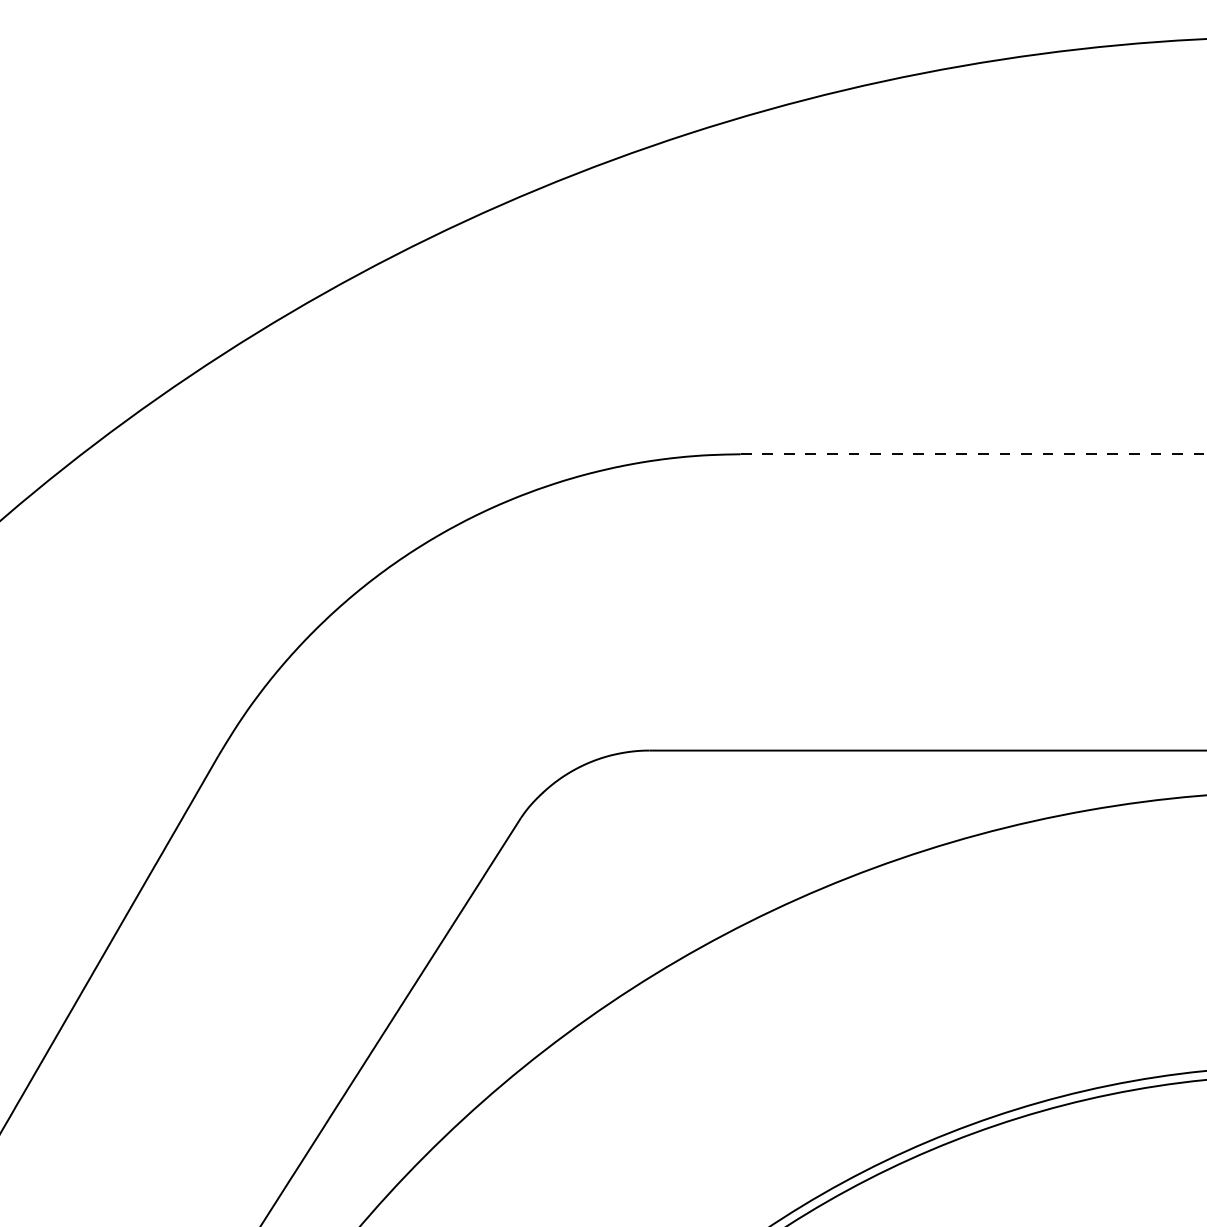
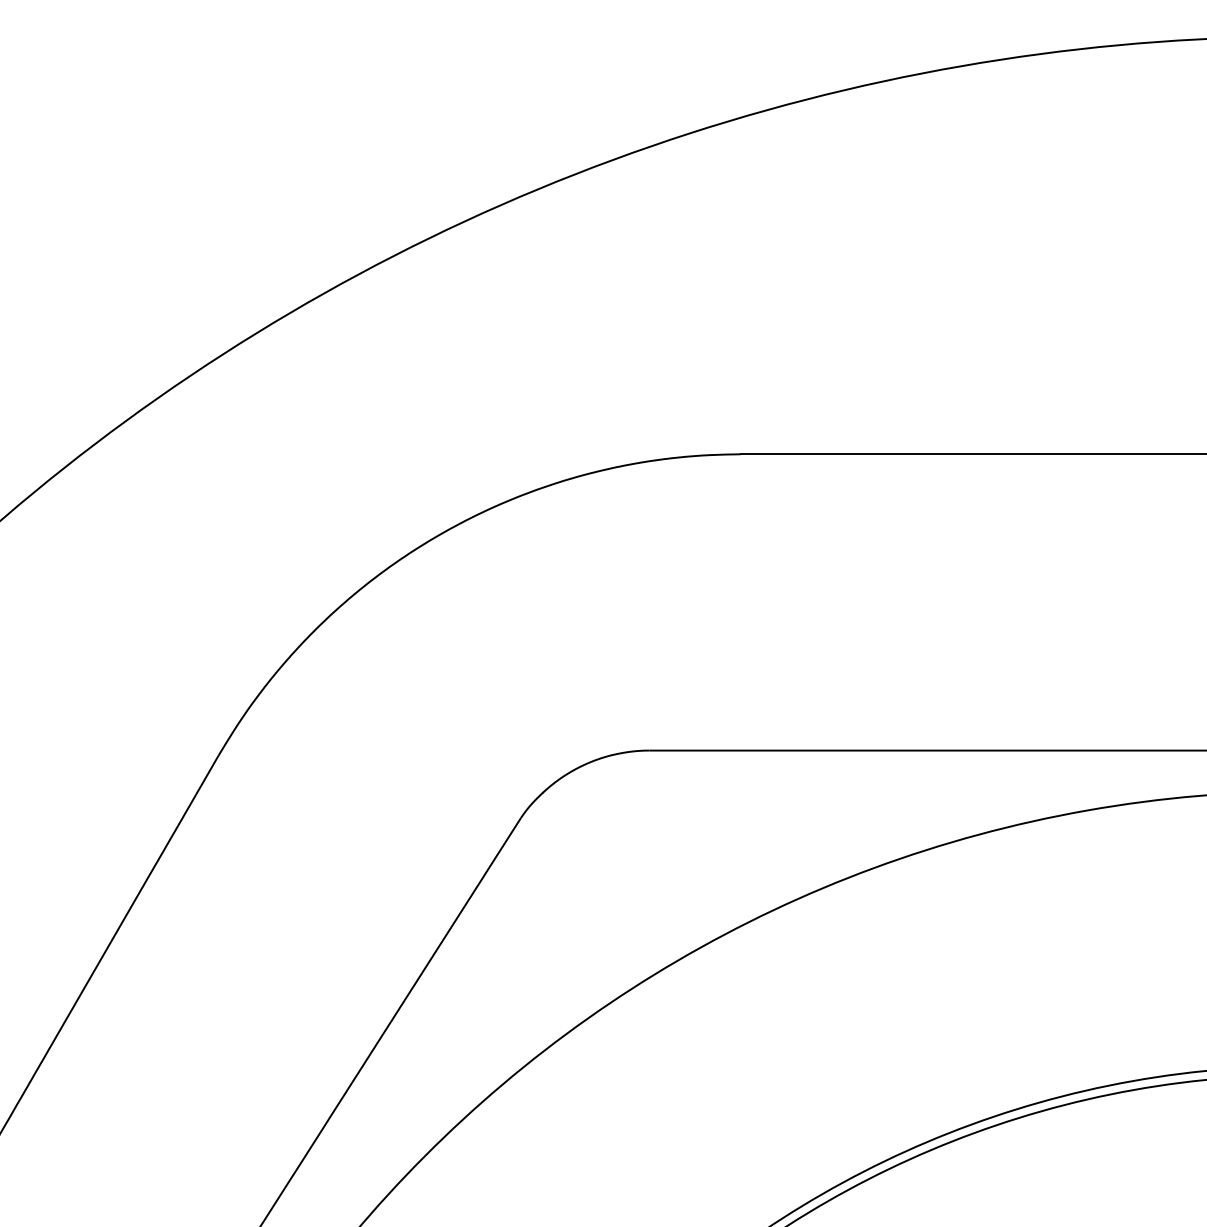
line: dashed -> solid (973, 454)
